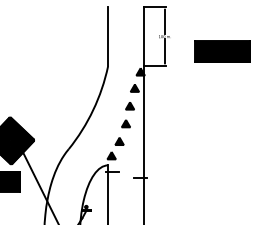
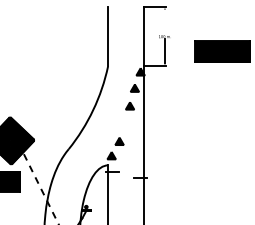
line: present -> none (164, 22)
part: present -> none (125, 123)
line: solid -> dashed (40, 188)
